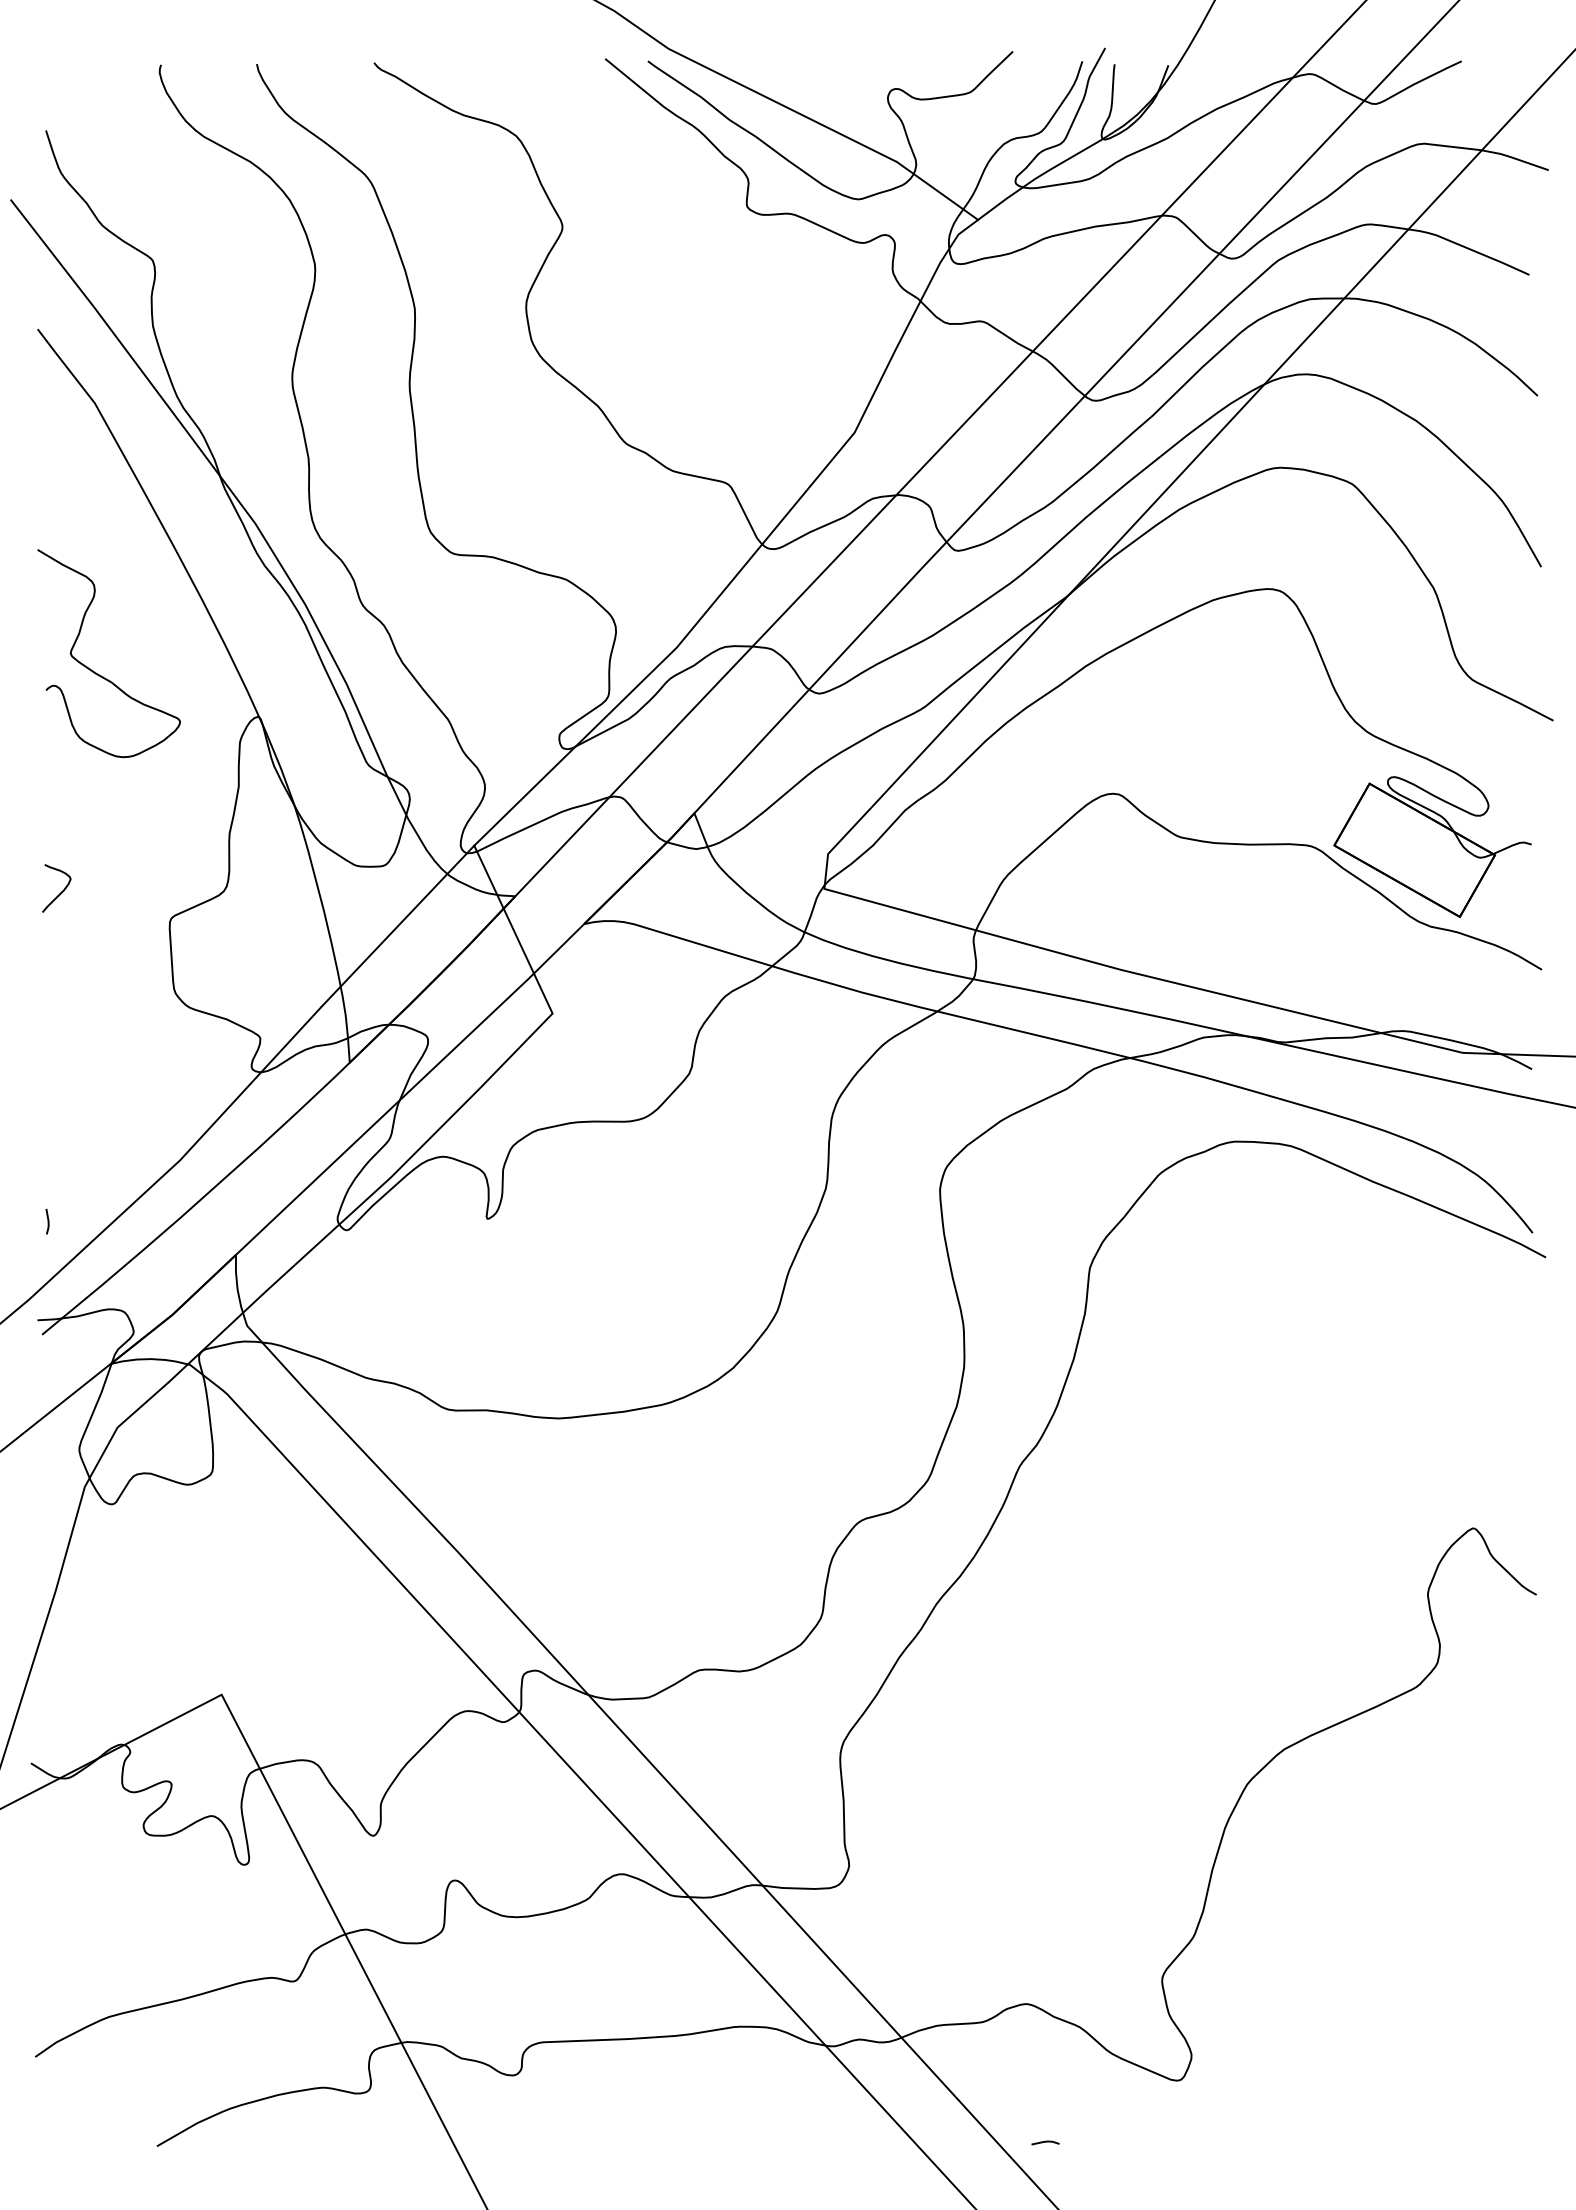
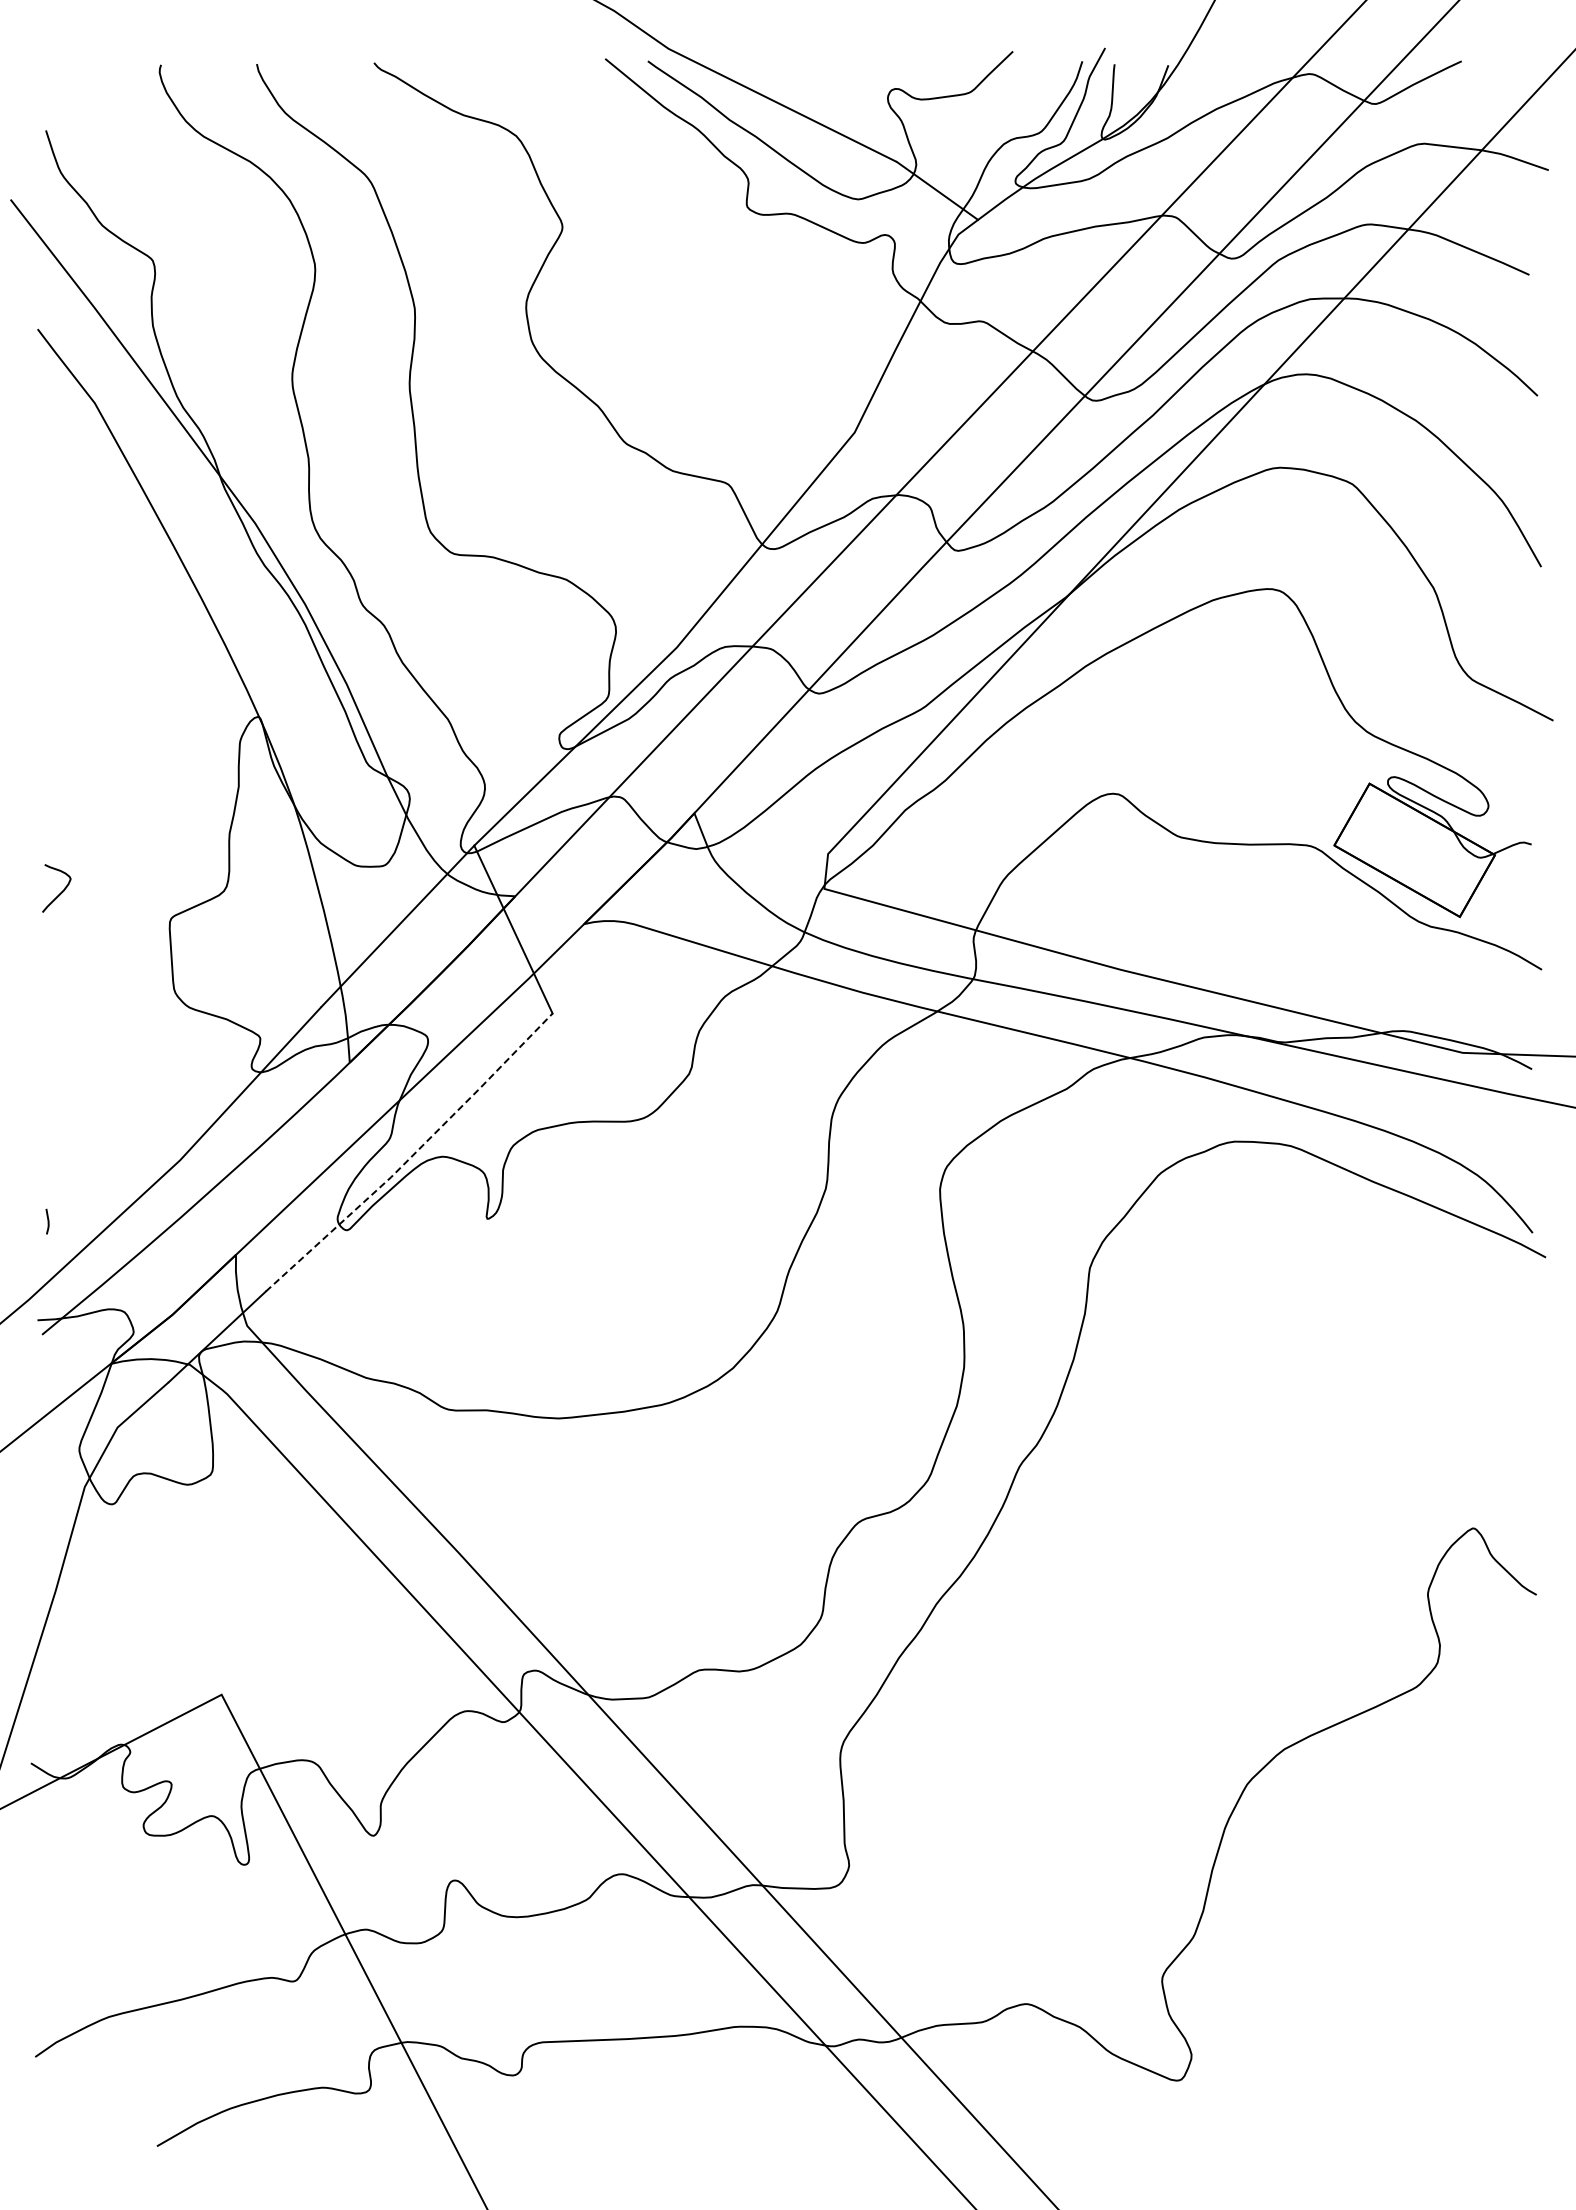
curve: present -> none (98, 673)
line: solid -> dashed (412, 1155)
line: present -> none (1045, 2142)
